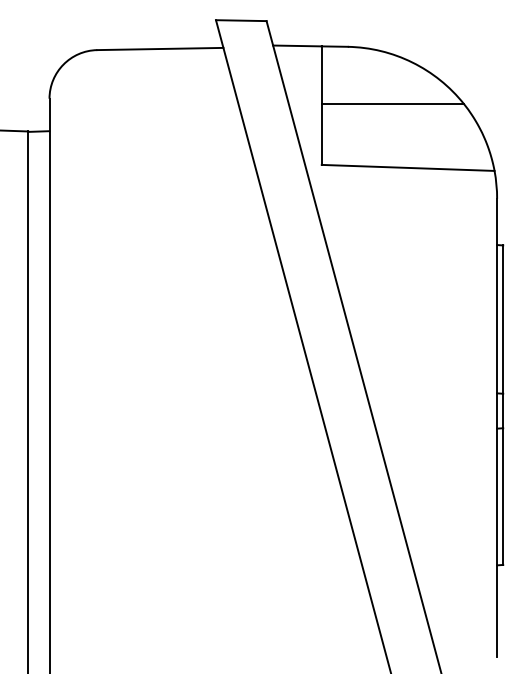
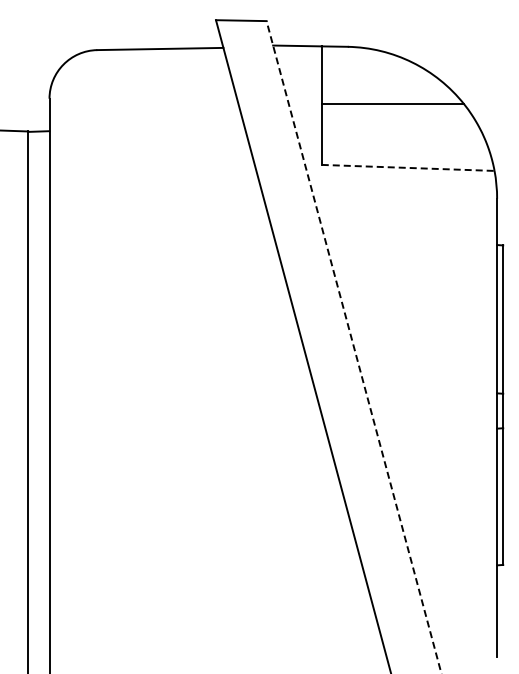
line: solid -> dashed (408, 167)
line: solid -> dashed (354, 347)
